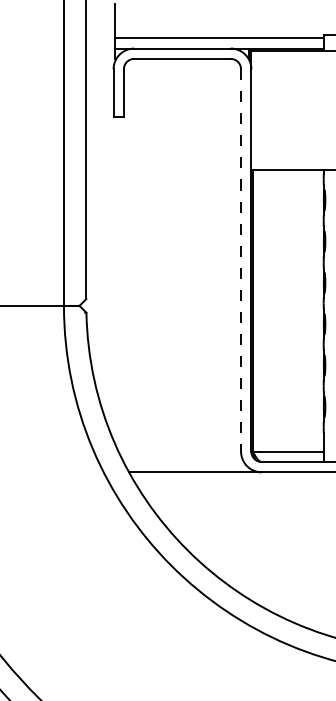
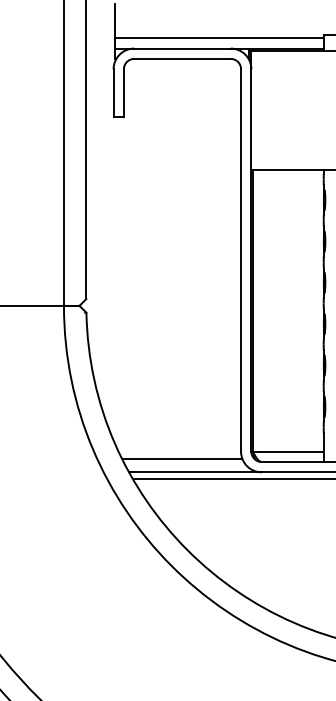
line: dashed -> solid (241, 260)
line: none -> present (181, 458)
line: none -> present (232, 479)
